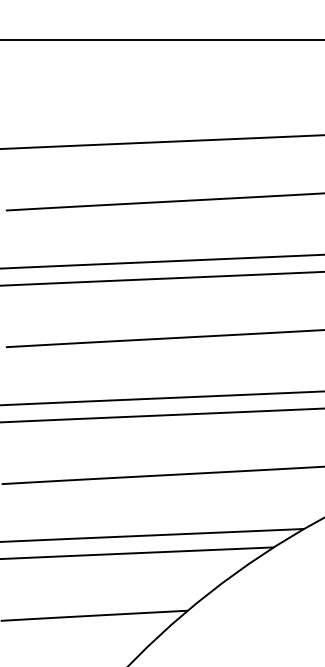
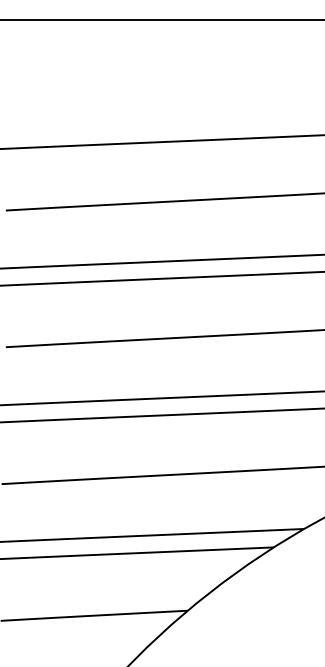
line position: (161, 40) -> (161, 20) (161, 20)
